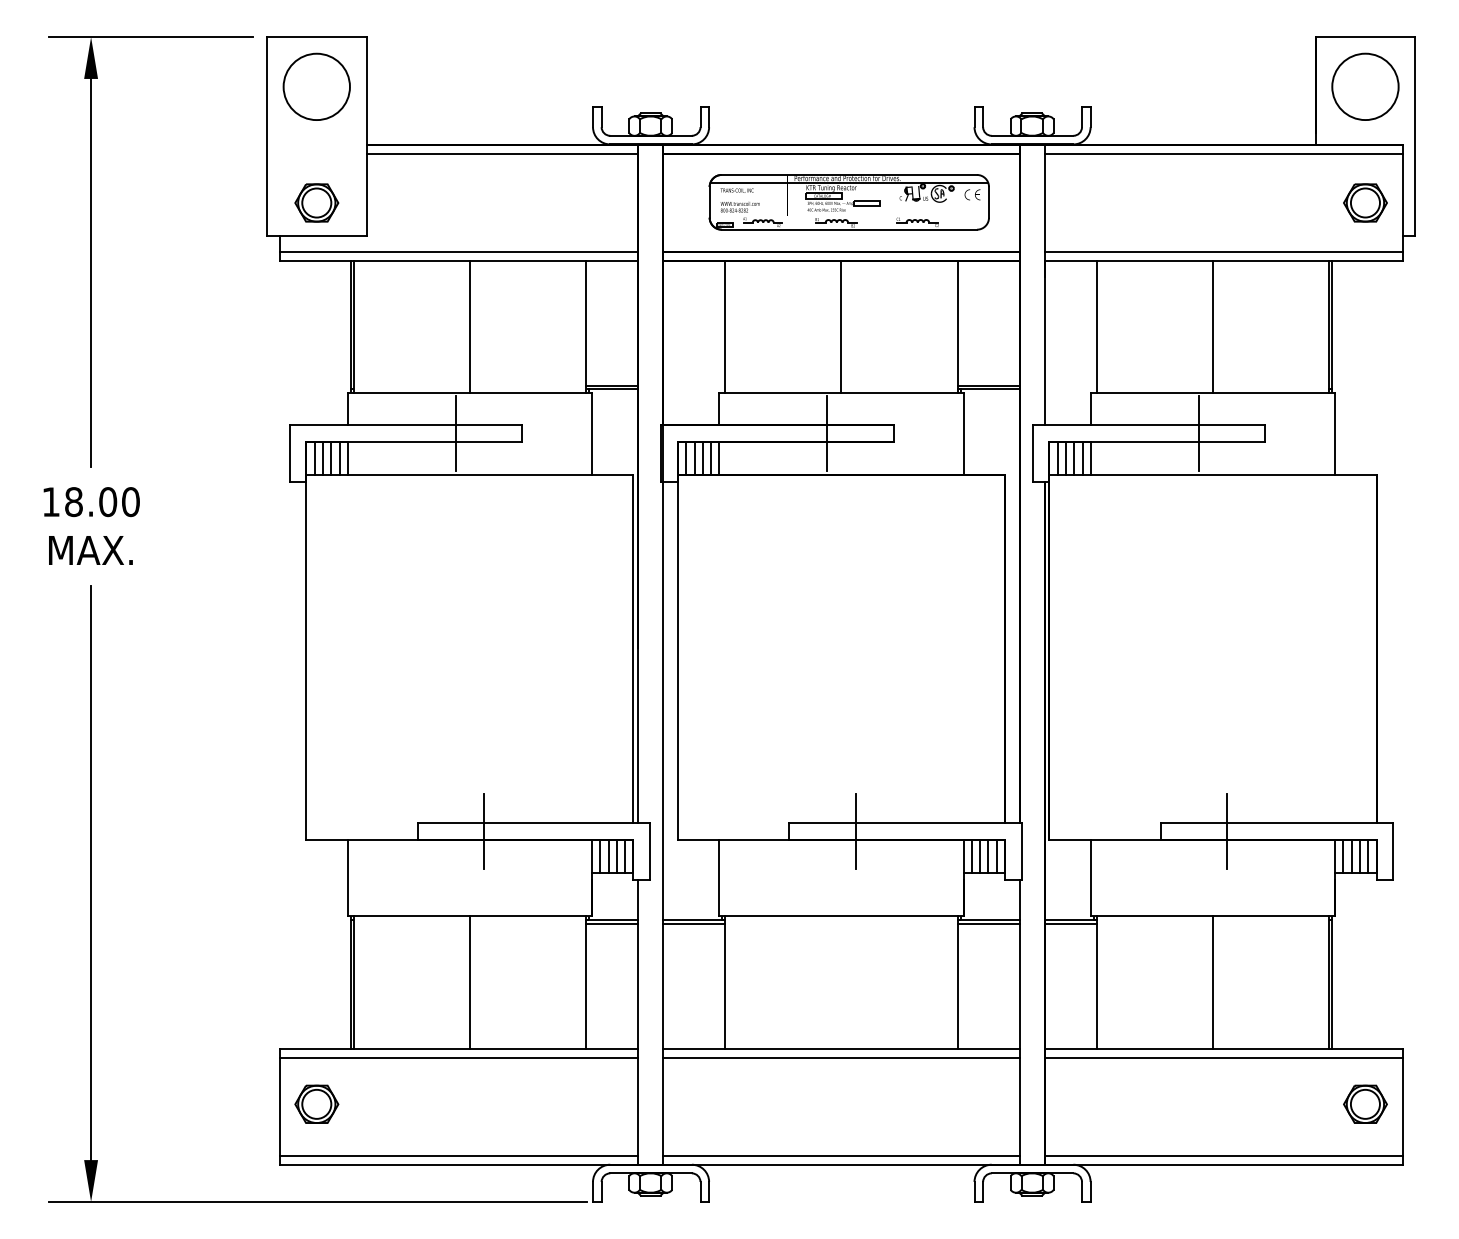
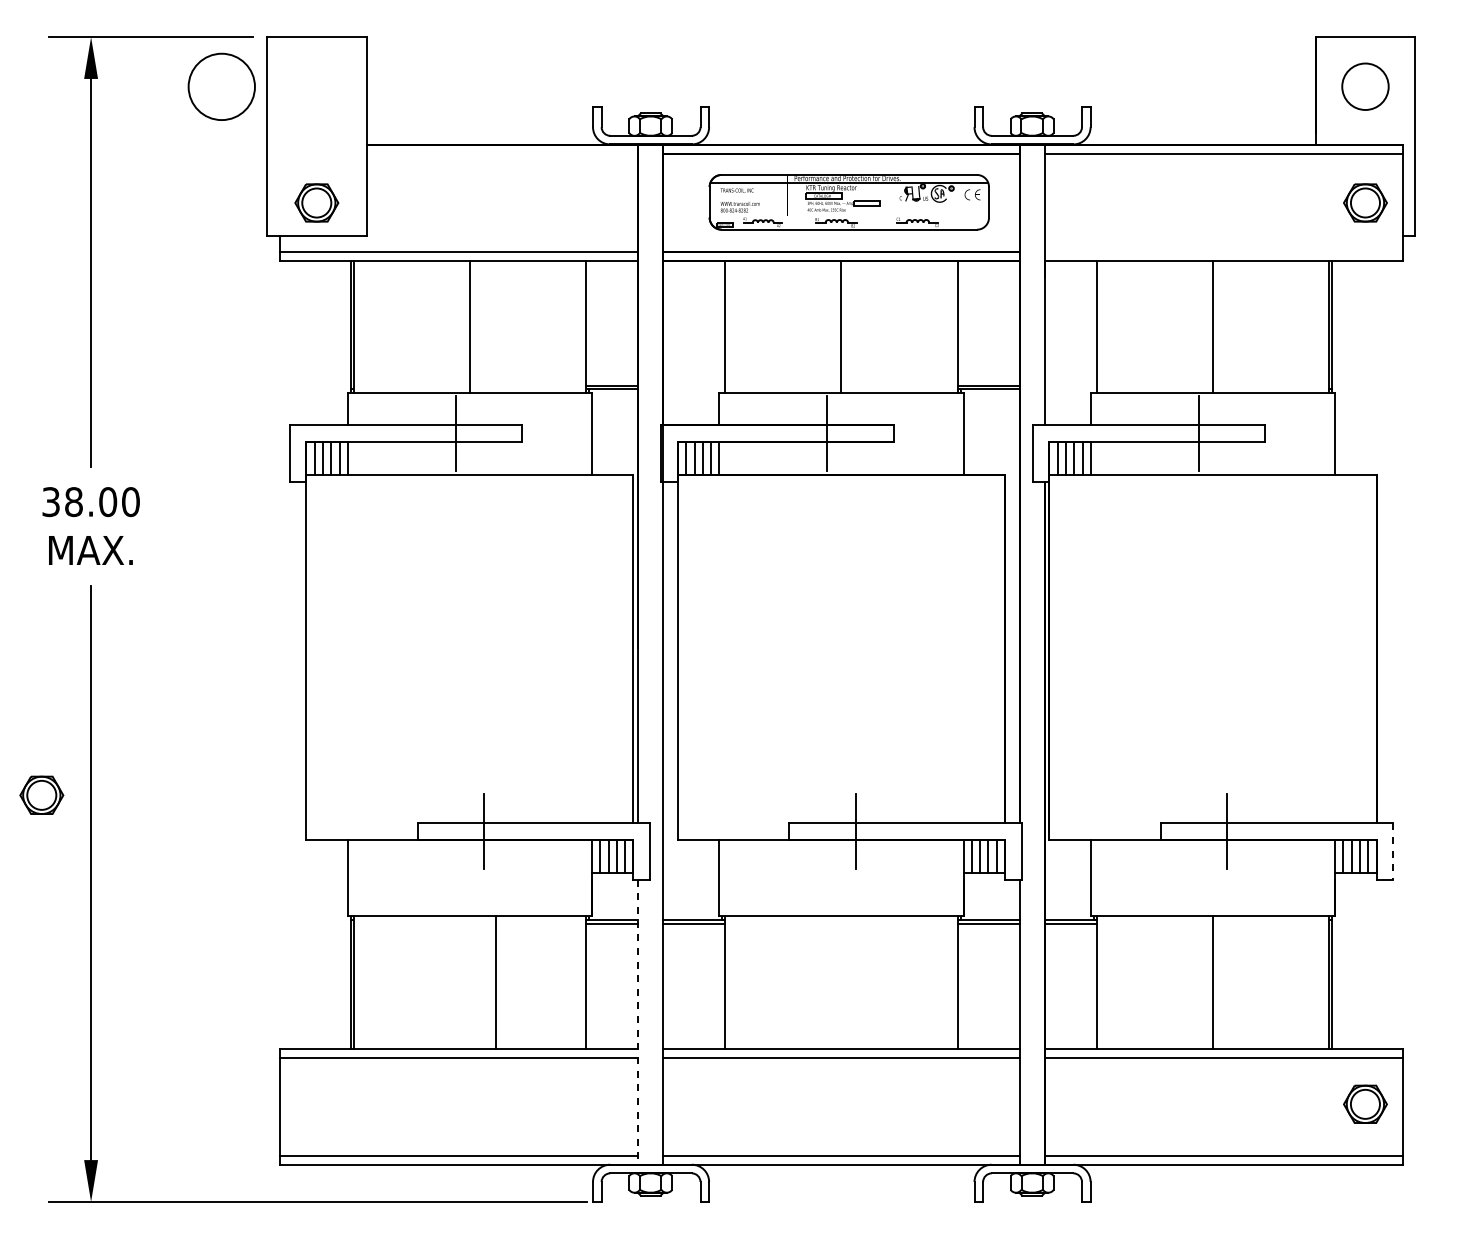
circle position: (316, 86) -> (221, 86) (221, 86)
circle size: 69x69 px -> 49x49 px (1365, 86)
line: present -> none (502, 153)
line: present -> none (1223, 252)
text: 18.00 -> 38.00 (50, 502)
line: solid -> dashed (1393, 852)
line position: (469, 982) -> (495, 982) (495, 982)
line: solid -> dashed (638, 1022)
part position: (316, 1103) -> (41, 794) (41, 794)
